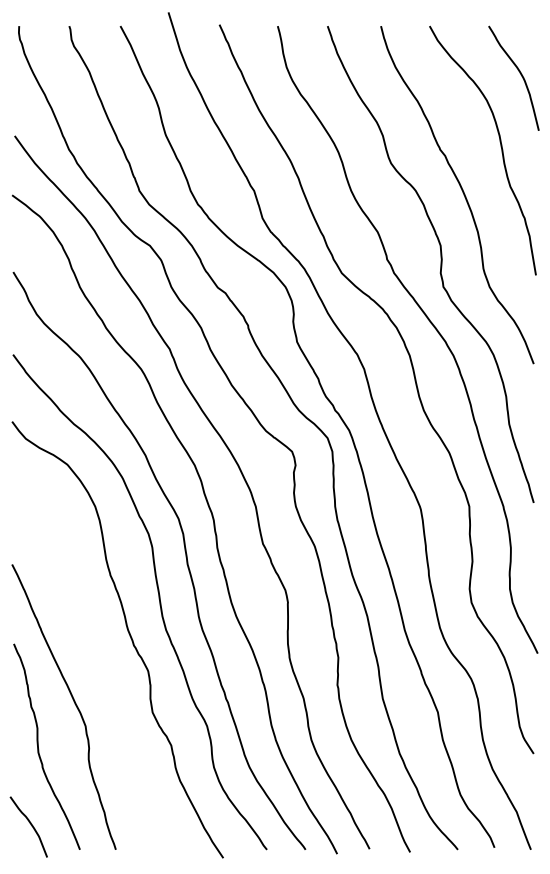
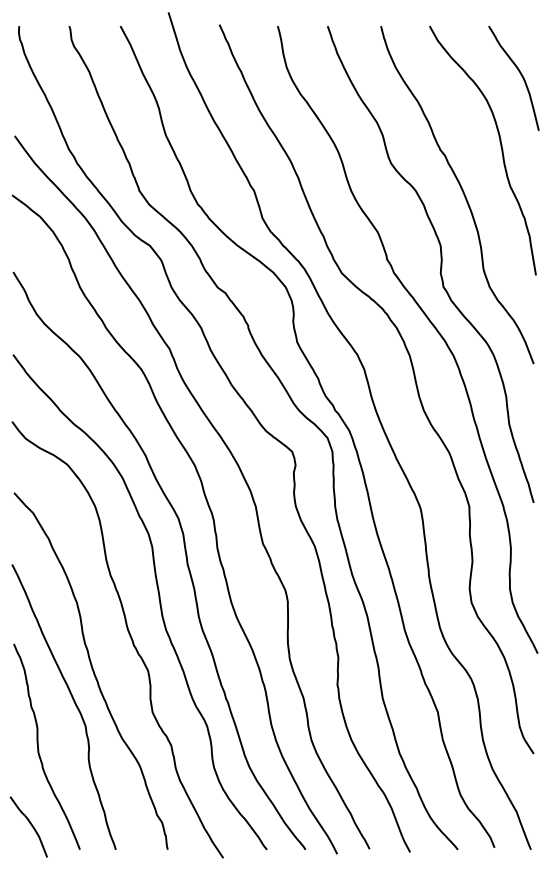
curve: none -> present (91, 669)
